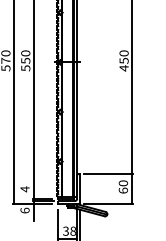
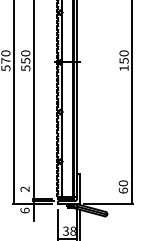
text: 450 -> 150 (123, 68)
line: present -> none (107, 174)
text: 4 -> 2 (24, 189)
